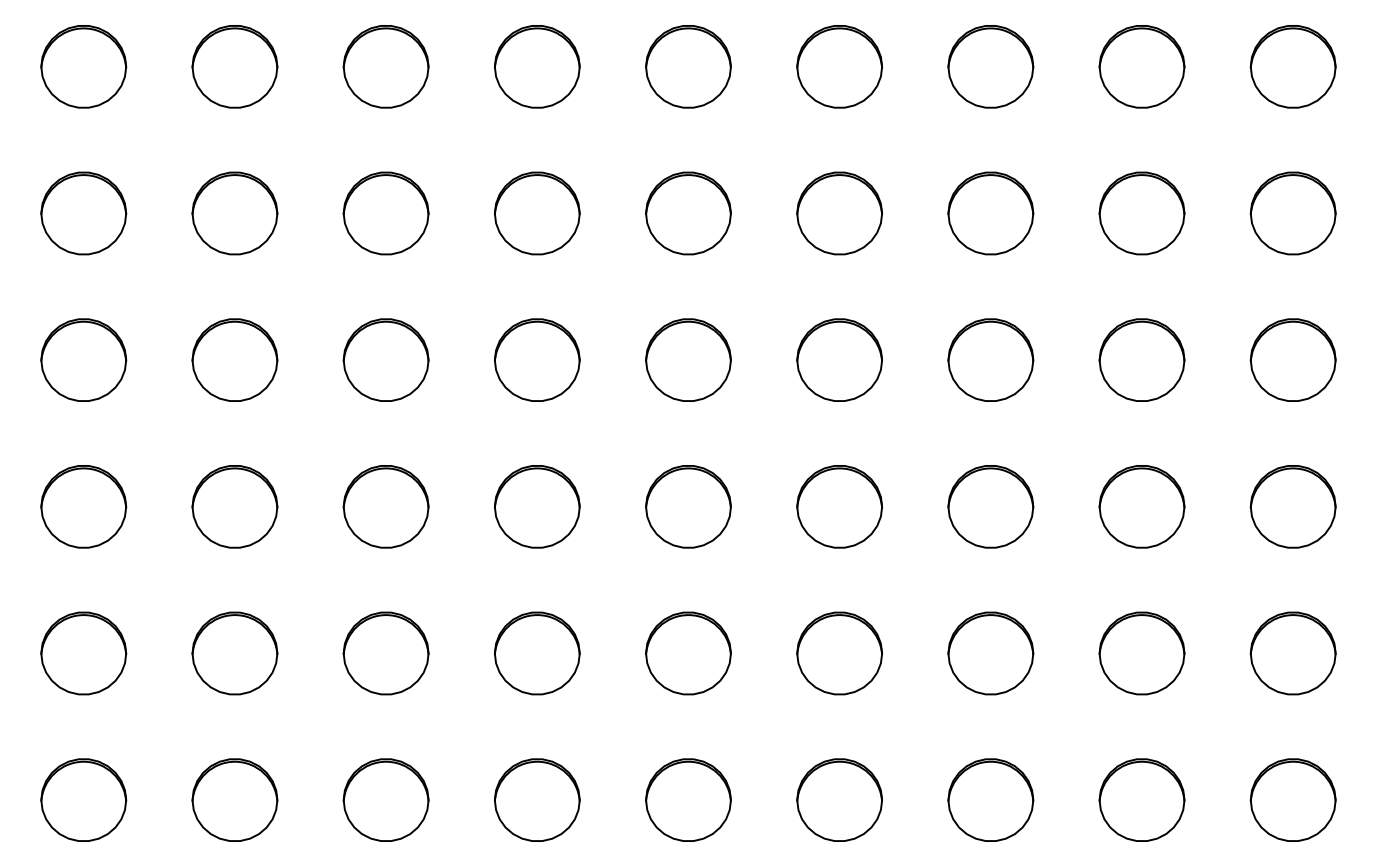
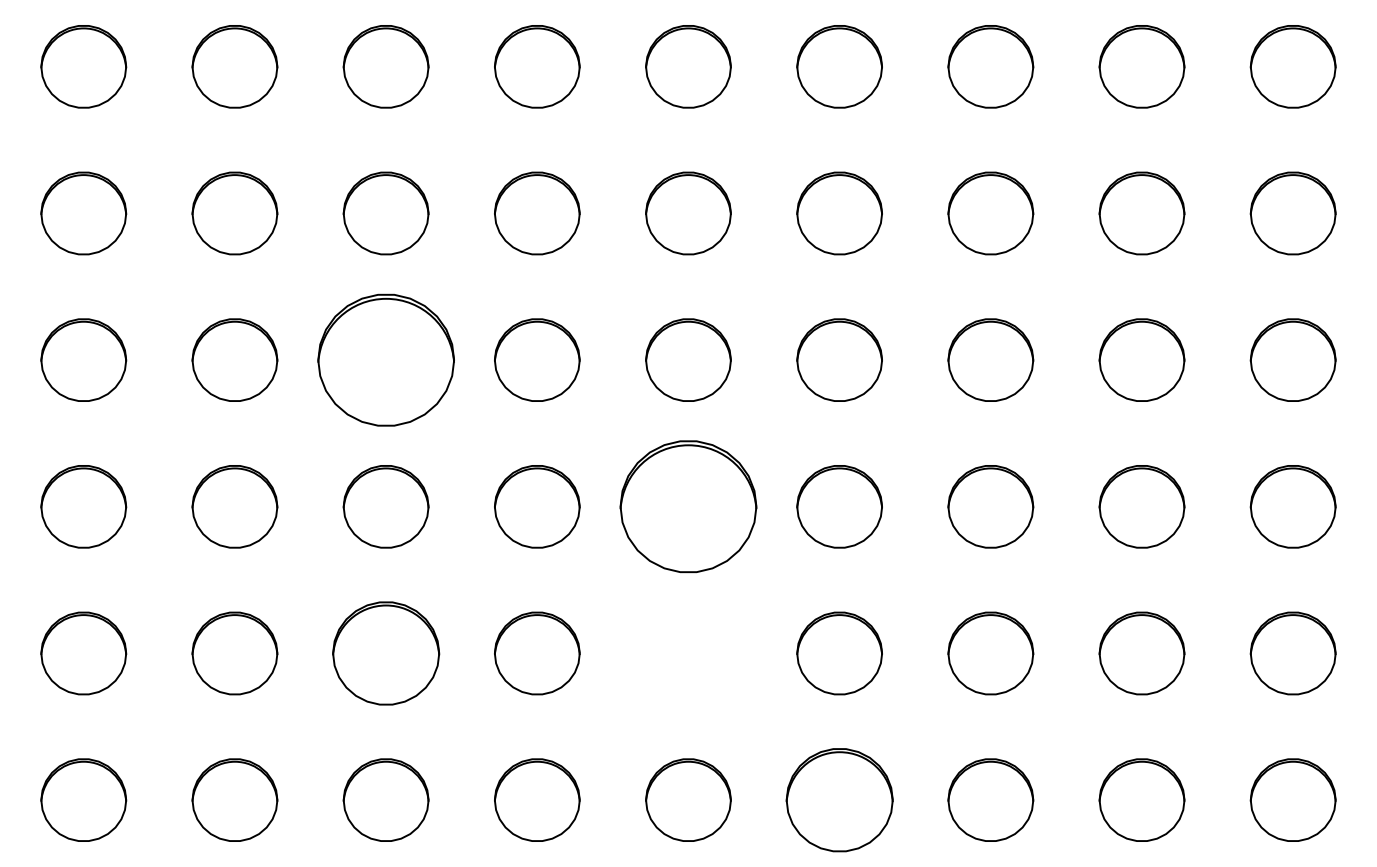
part size: 88x84 px -> 138x134 px (385, 359)
part size: 87x84 px -> 139x134 px (688, 506)
part size: 88x85 px -> 109x105 px (386, 653)
part: present -> none (688, 653)
part size: 87x84 px -> 109x105 px (839, 800)
